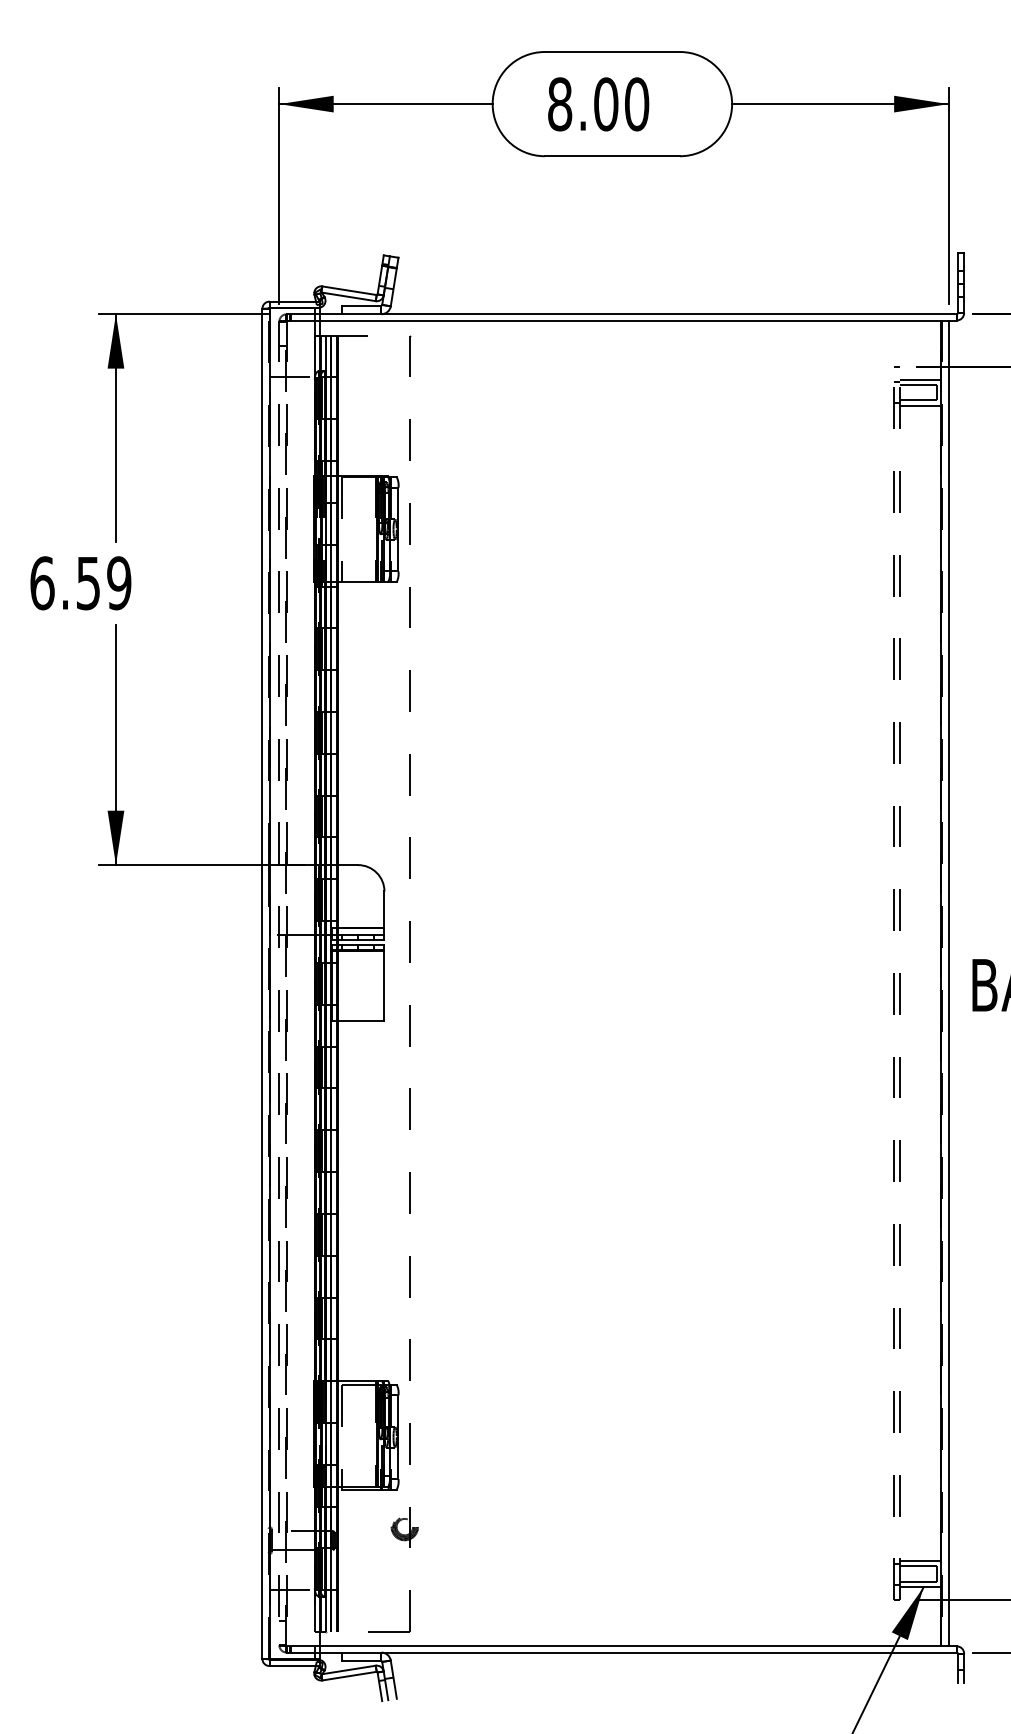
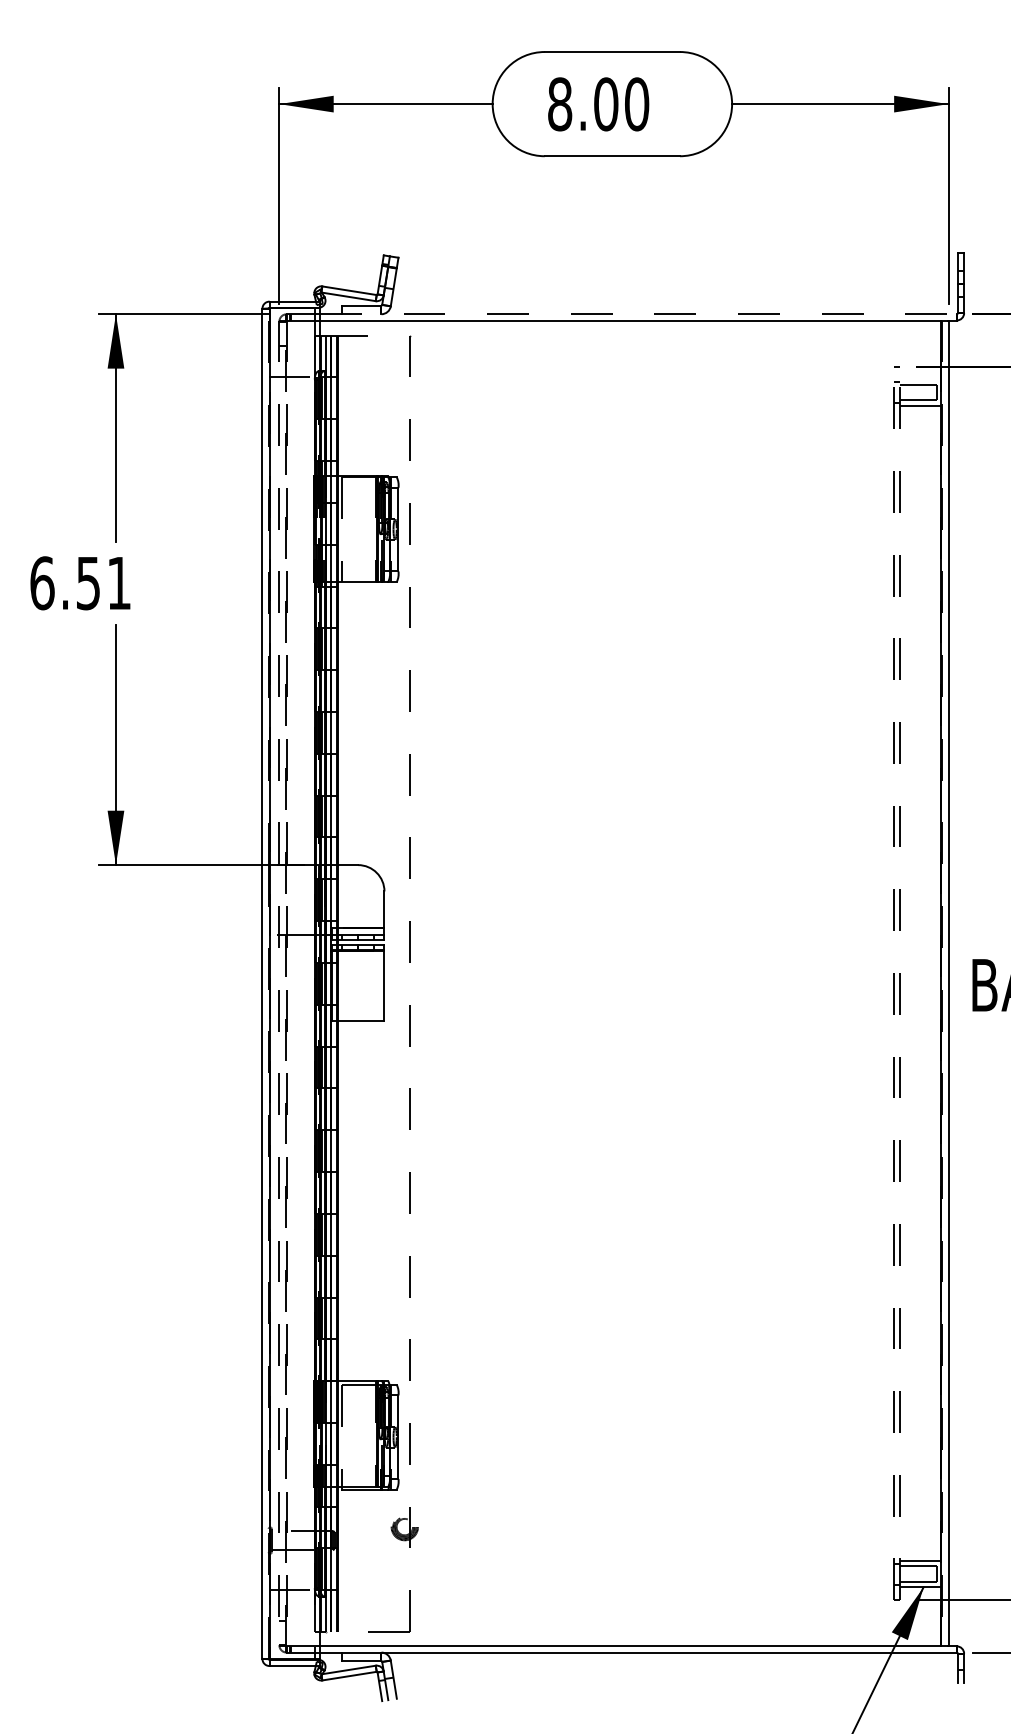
line: solid -> dashed (638, 314)
line: present -> none (921, 379)
text: 6.59 -> 6.51 (119, 583)
